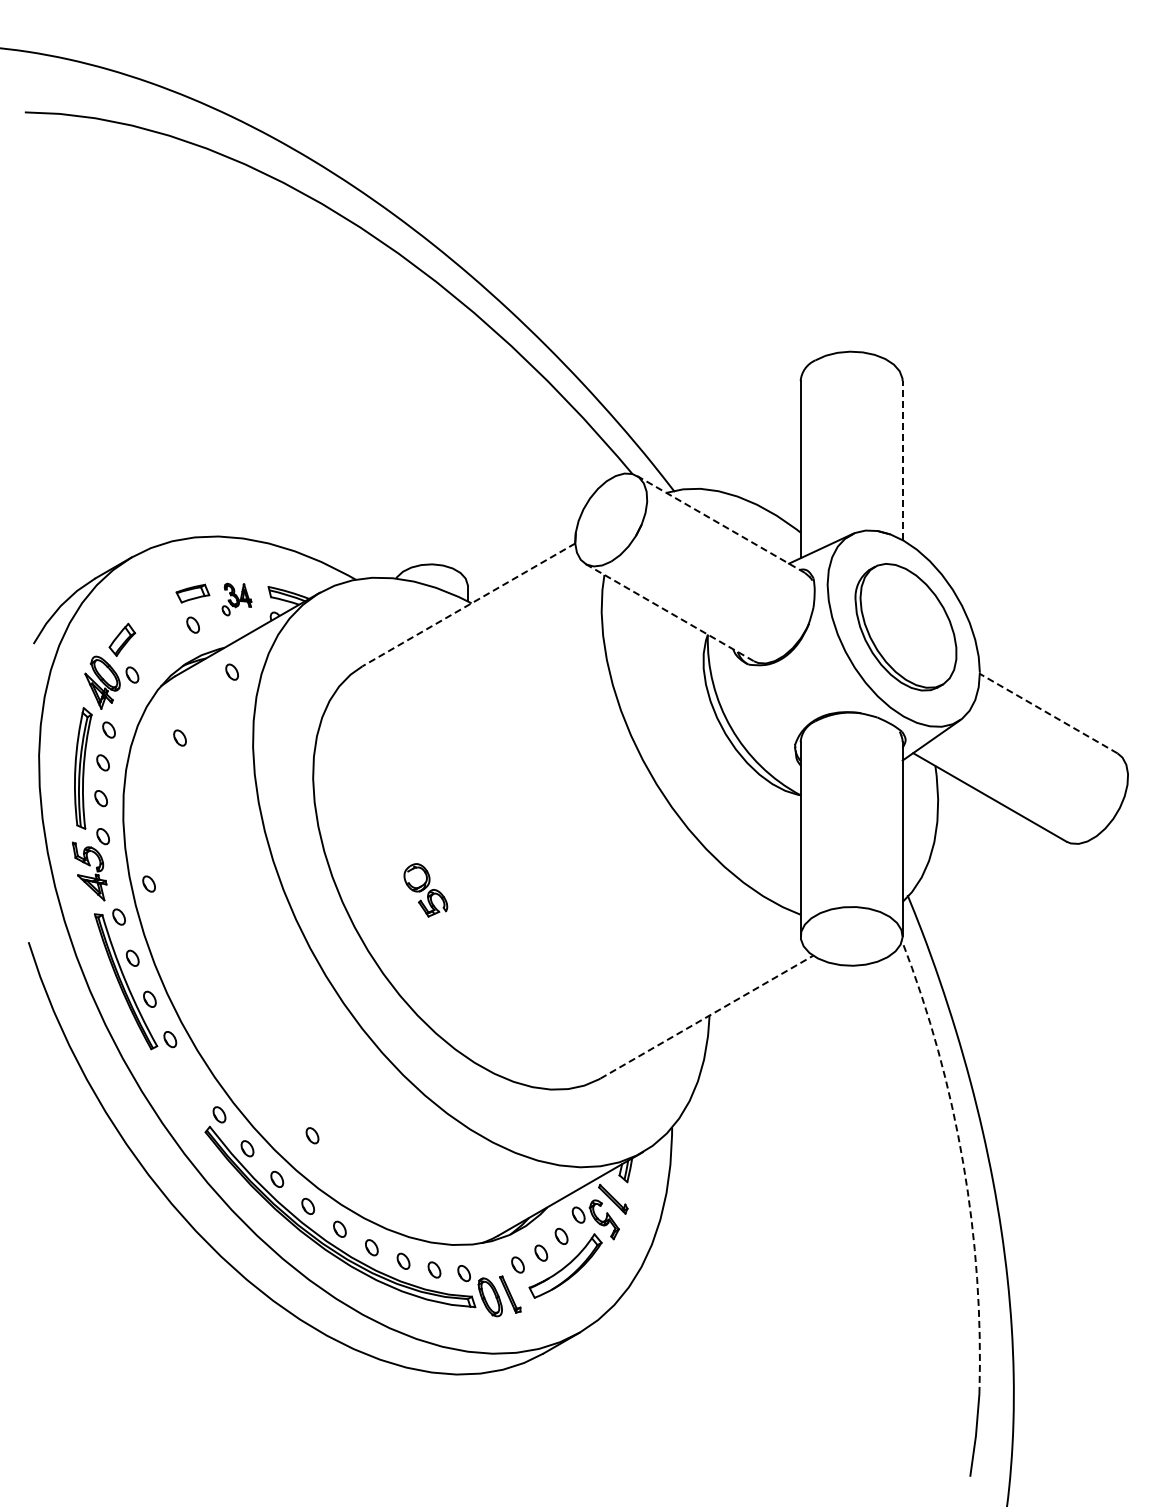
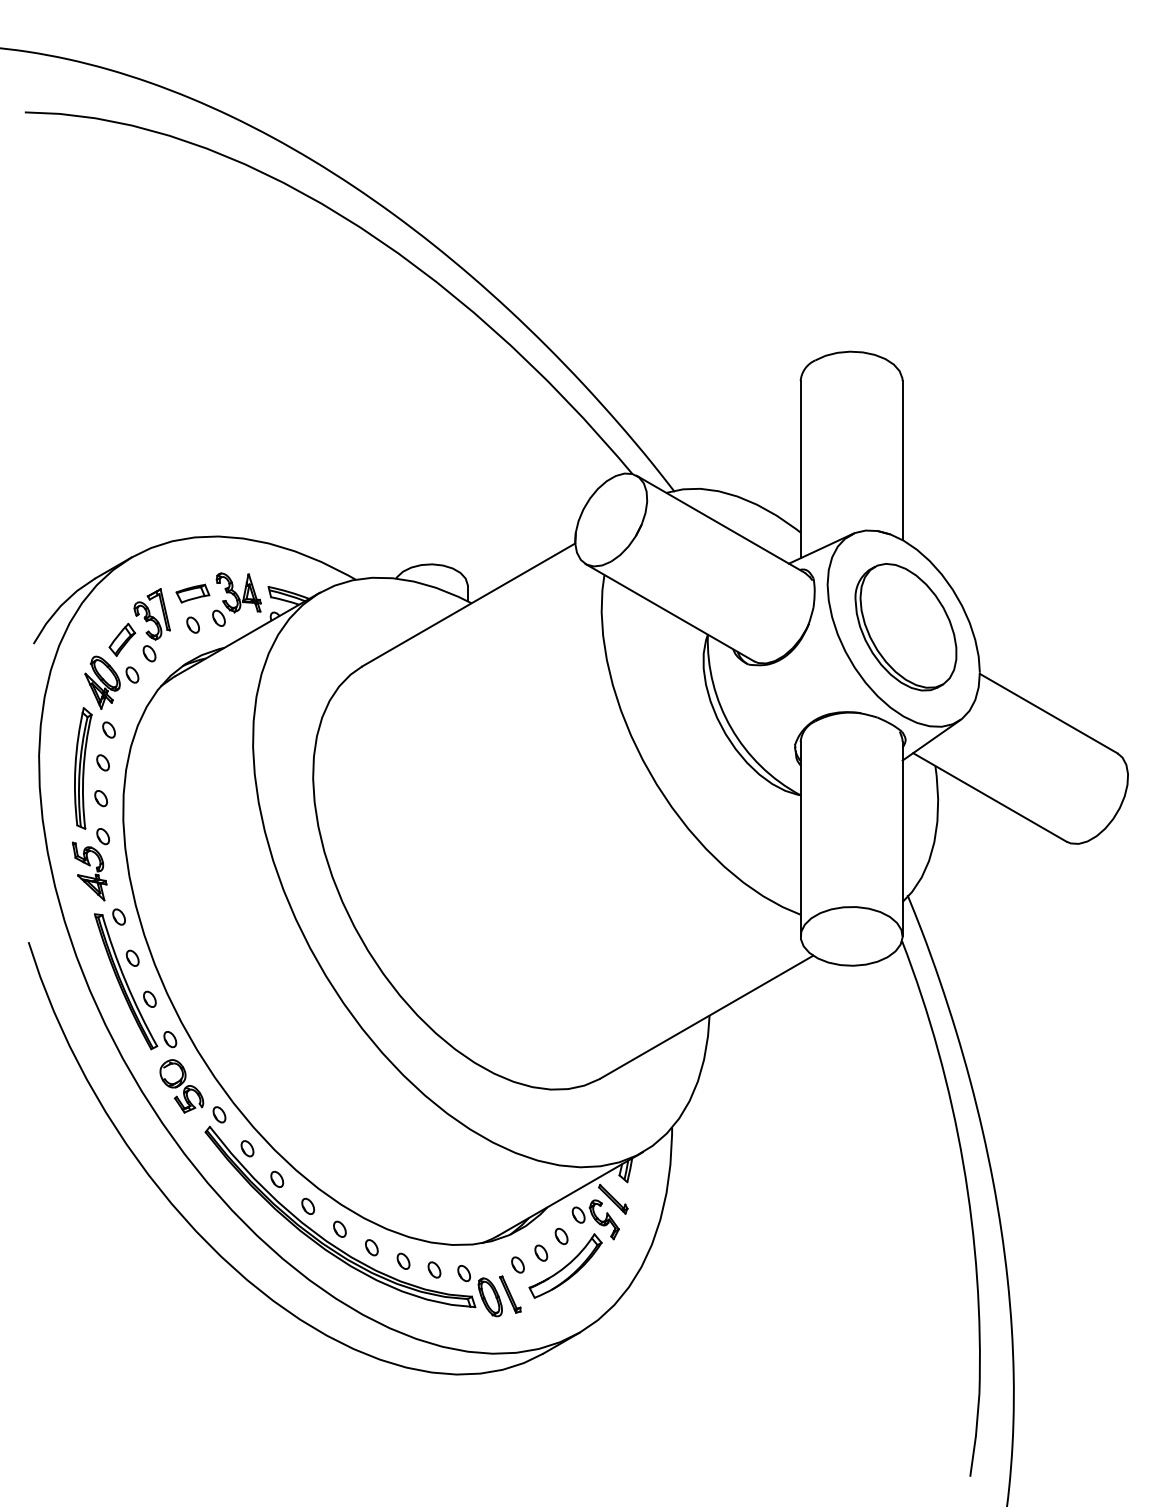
line: dashed -> solid (902, 460)
line: dashed -> solid (720, 524)
part size: 32x35 px -> 50x55 px (236, 599)
line: dashed -> solid (468, 604)
line: dashed -> solid (670, 612)
part: none -> present (151, 625)
part: present -> none (231, 671)
line: dashed -> solid (1048, 713)
part: present -> none (179, 737)
part: present -> none (148, 883)
part position: (425, 890) -> (181, 1086) (181, 1086)
line: dashed -> solid (706, 1017)
part: present -> none (312, 1135)
arc: dashed -> solid (963, 1163)
